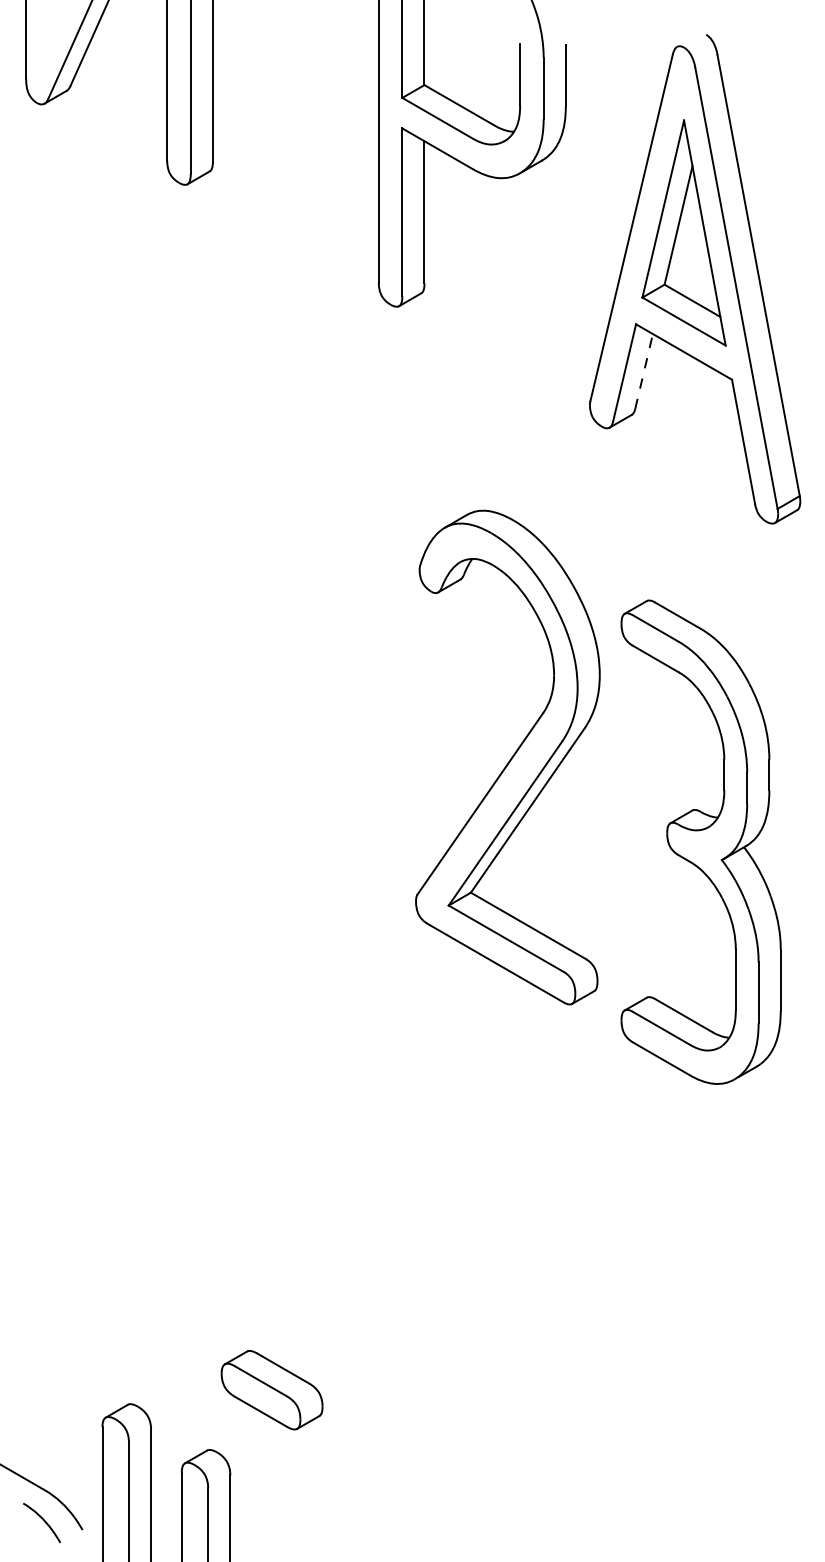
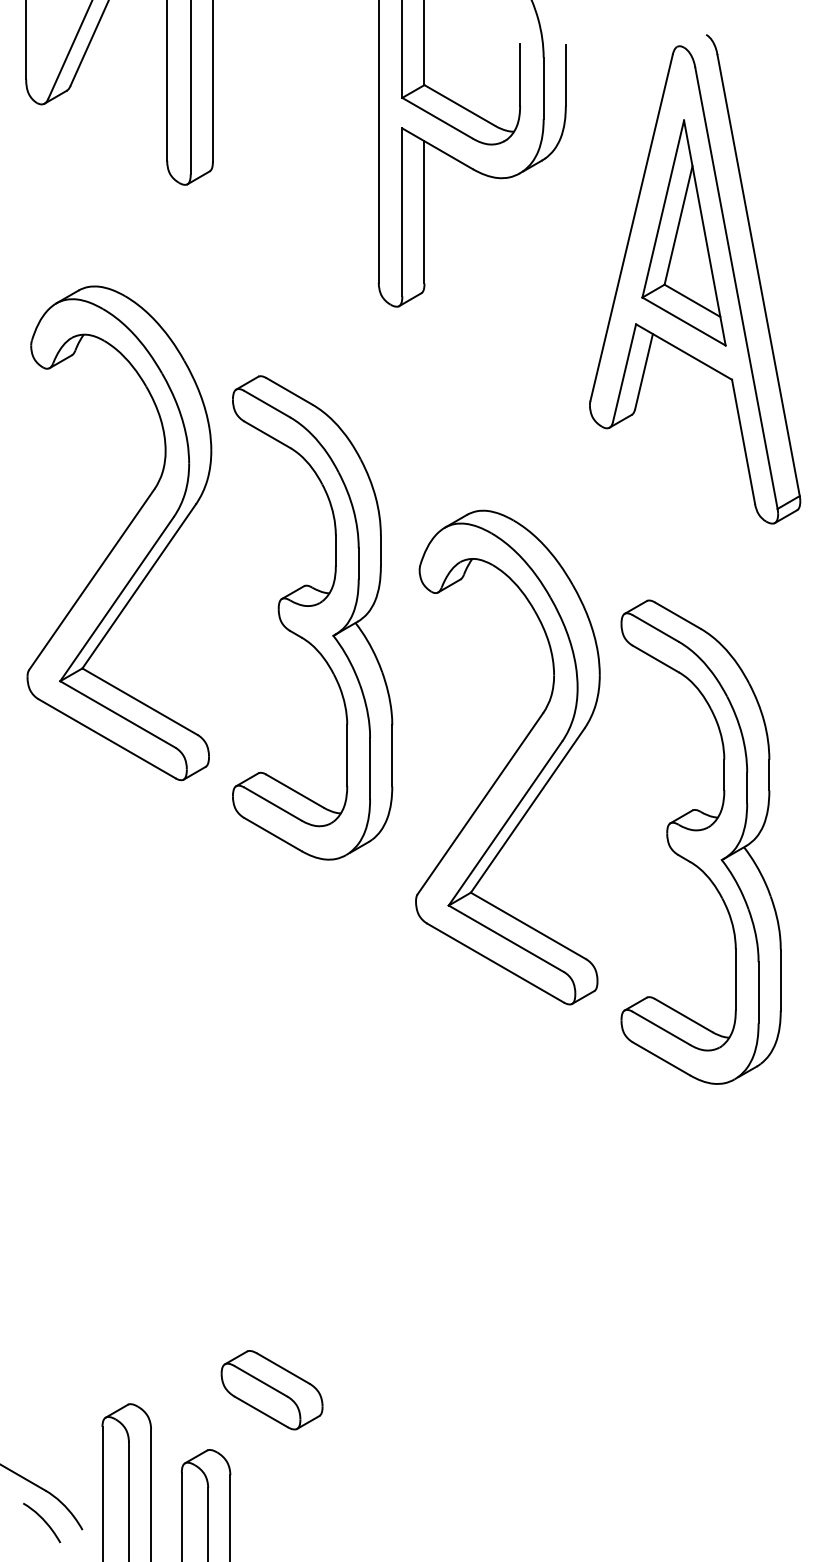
line: dashed -> solid (644, 371)
part: none -> present (119, 533)
part: none -> present (312, 617)
